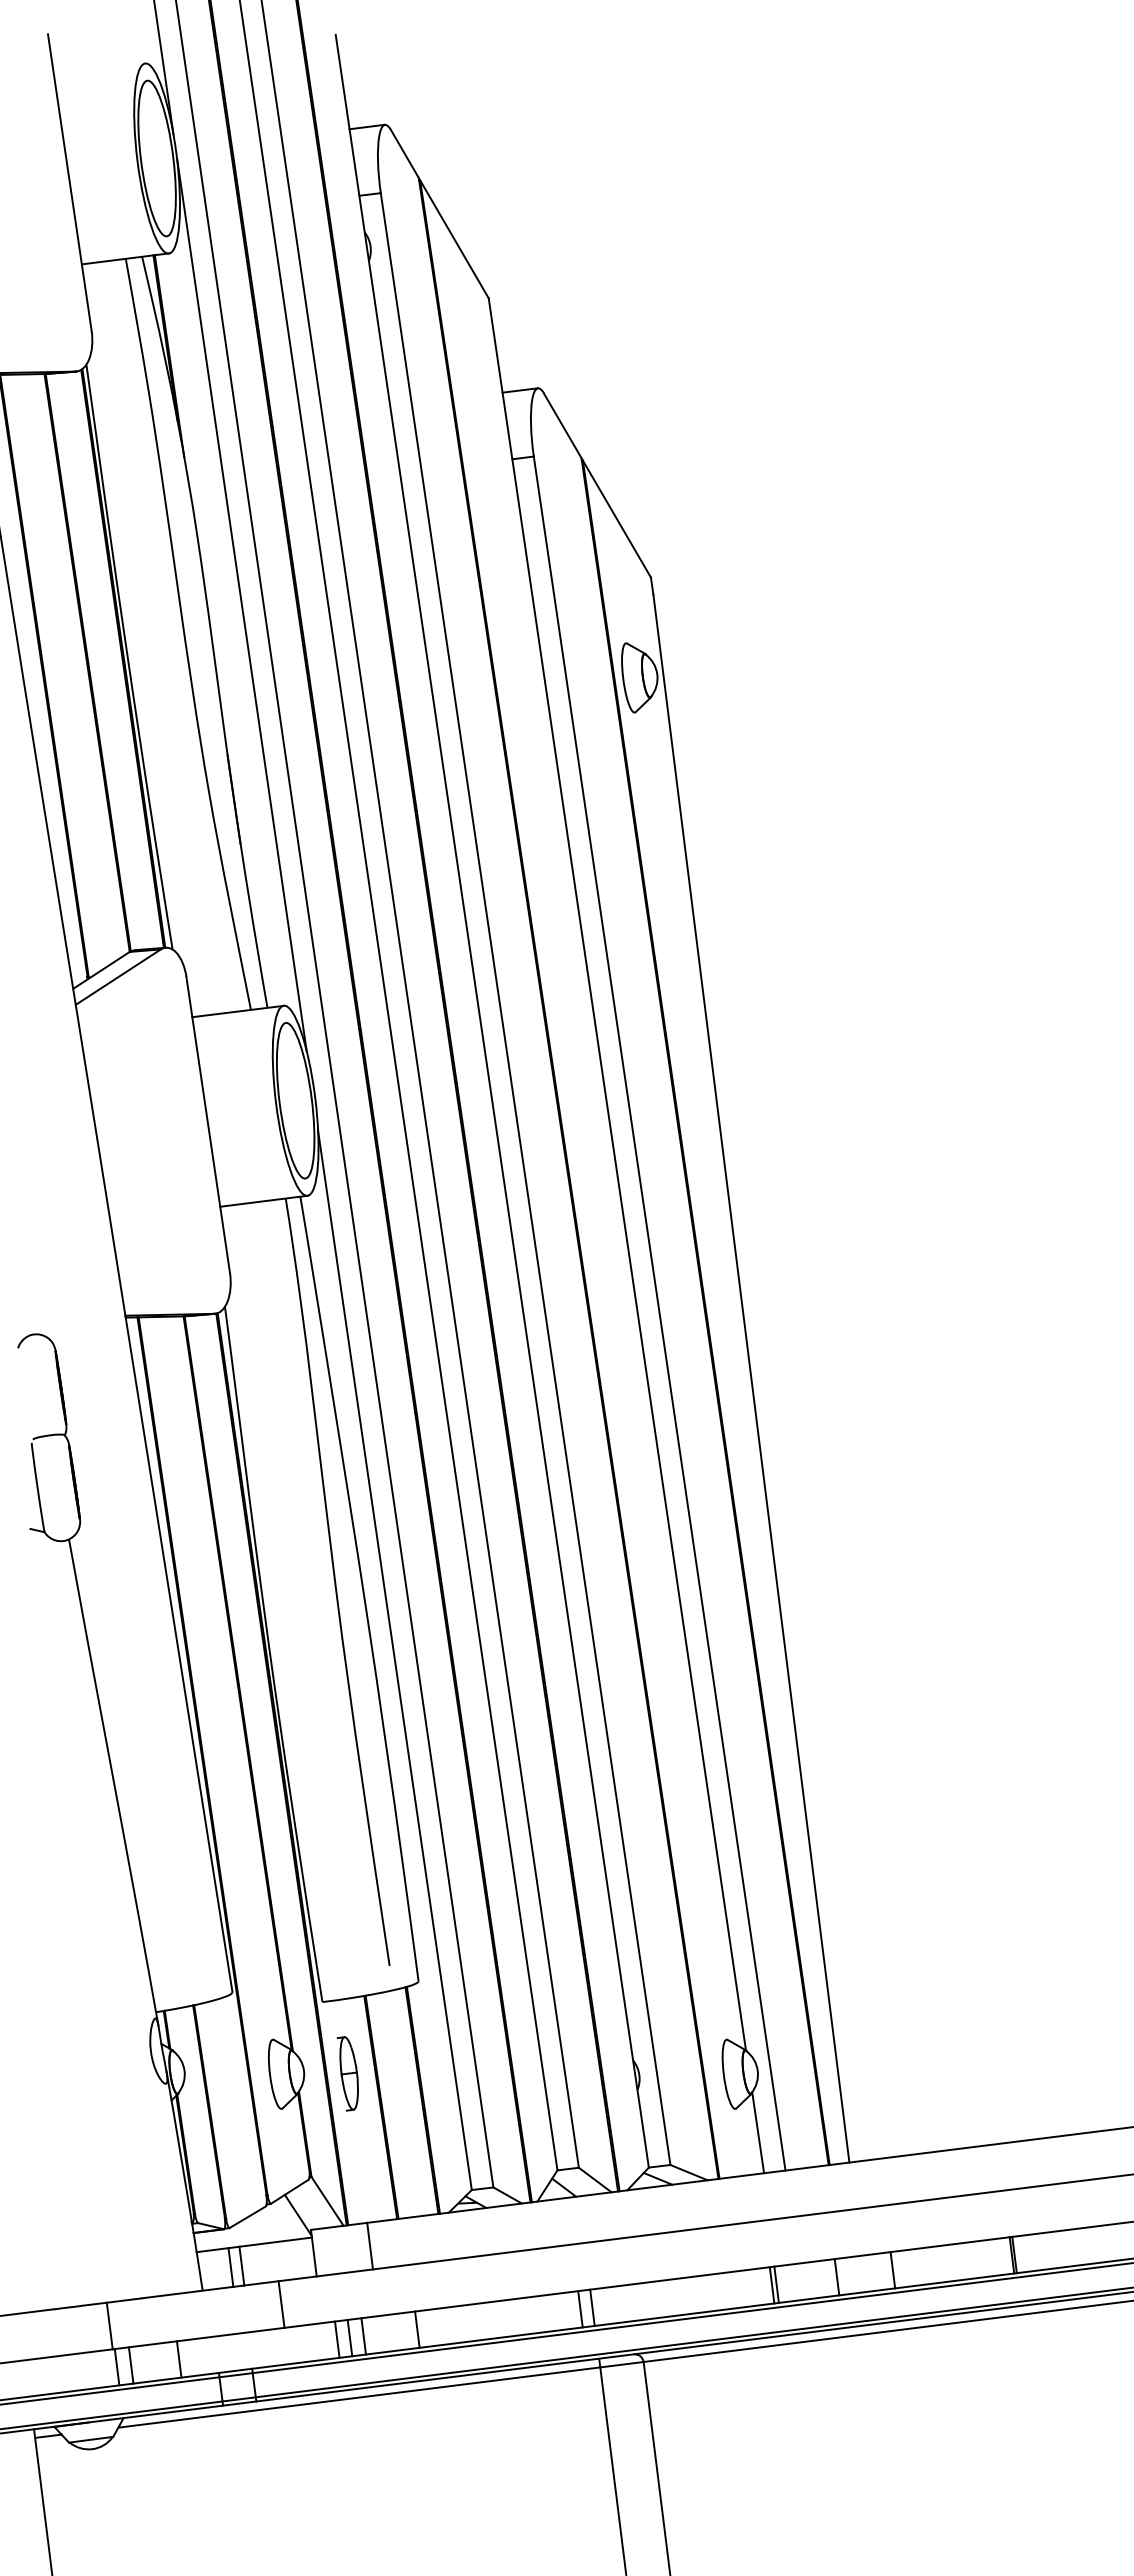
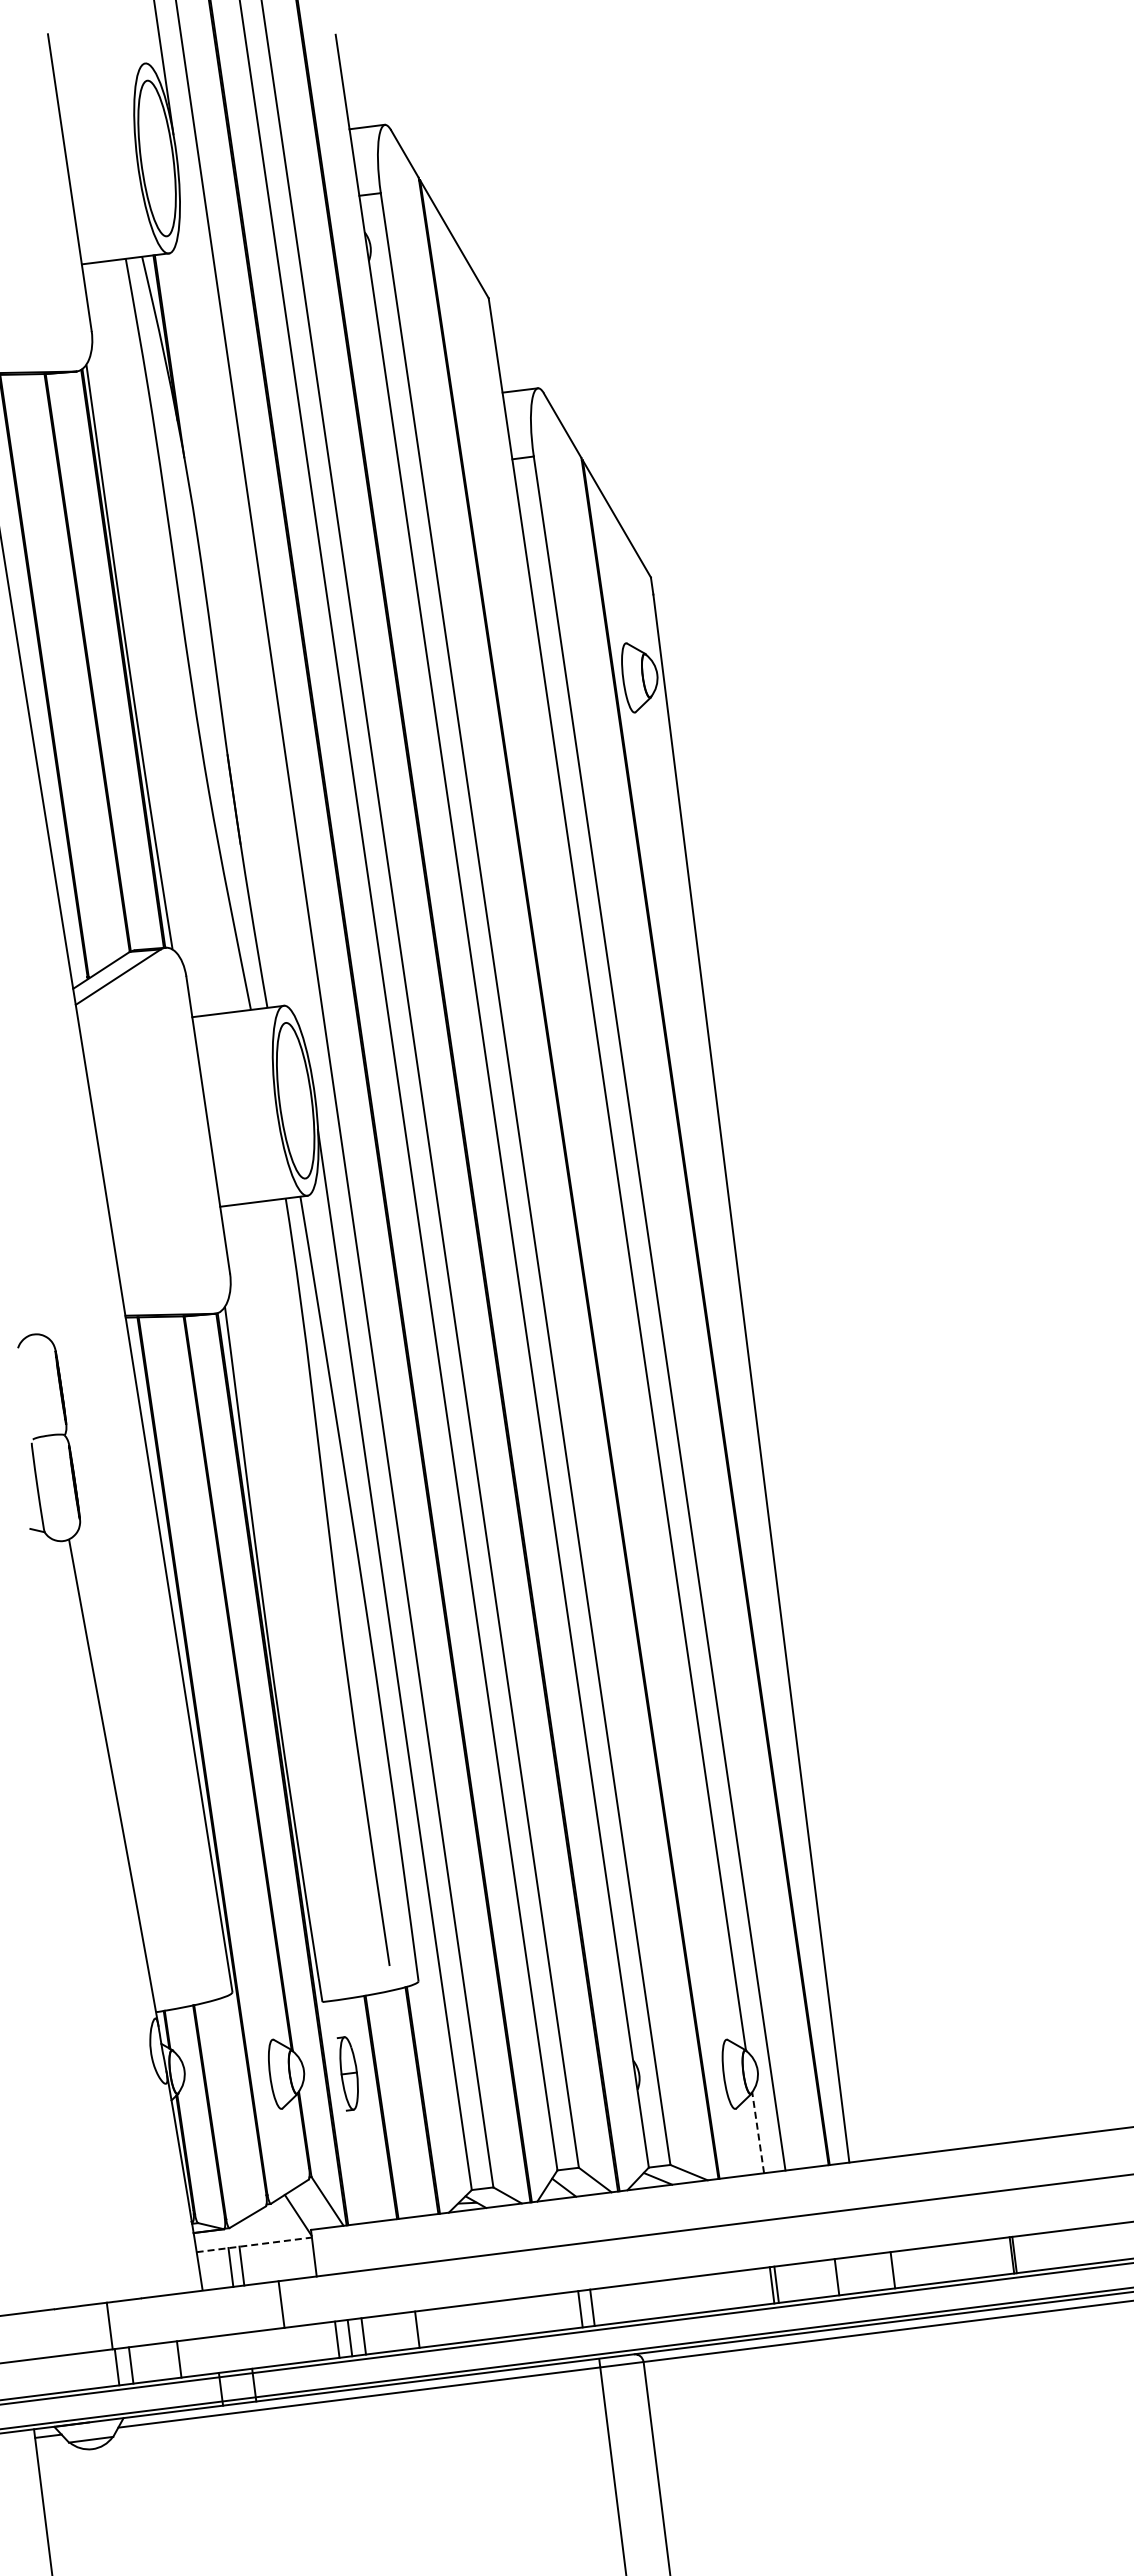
line: present -> none (241, 604)
line: solid -> dashed (758, 2132)
line: solid -> dashed (254, 2244)
line: present -> none (369, 2245)
